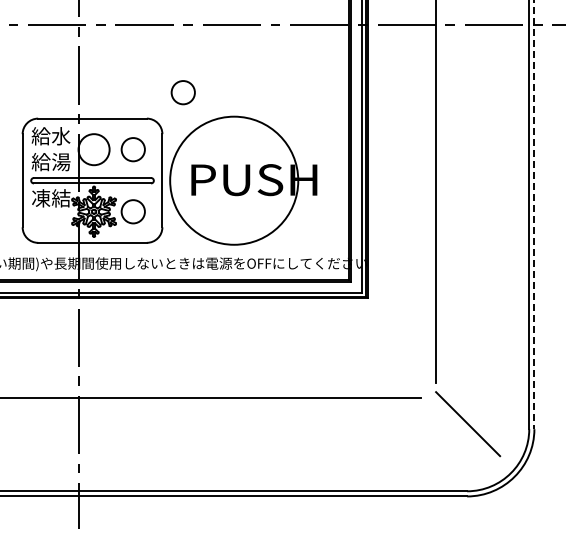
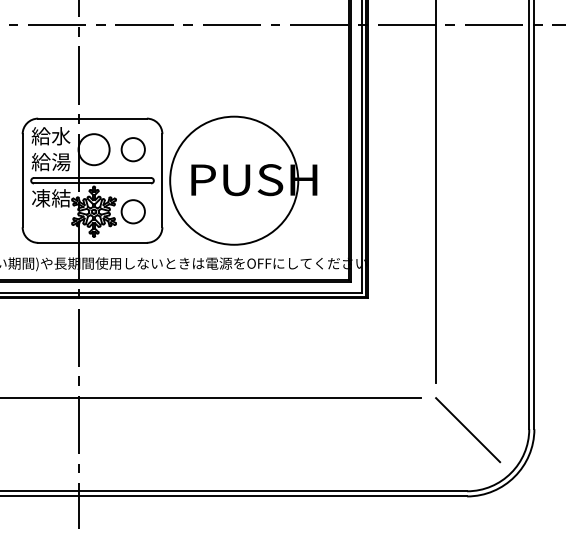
circle: present -> none (182, 92)
line: dashed -> solid (534, 215)
line position: (468, 424) -> (468, 430) (468, 430)
